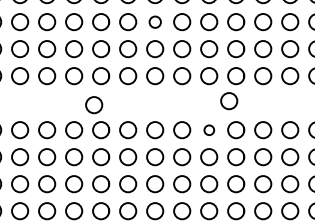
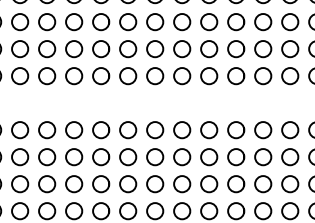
circle size: 14x14 px -> 19x19 px (155, 22)
circle: present -> none (229, 101)
circle: present -> none (94, 105)
circle size: 12x12 px -> 19x19 px (209, 130)
